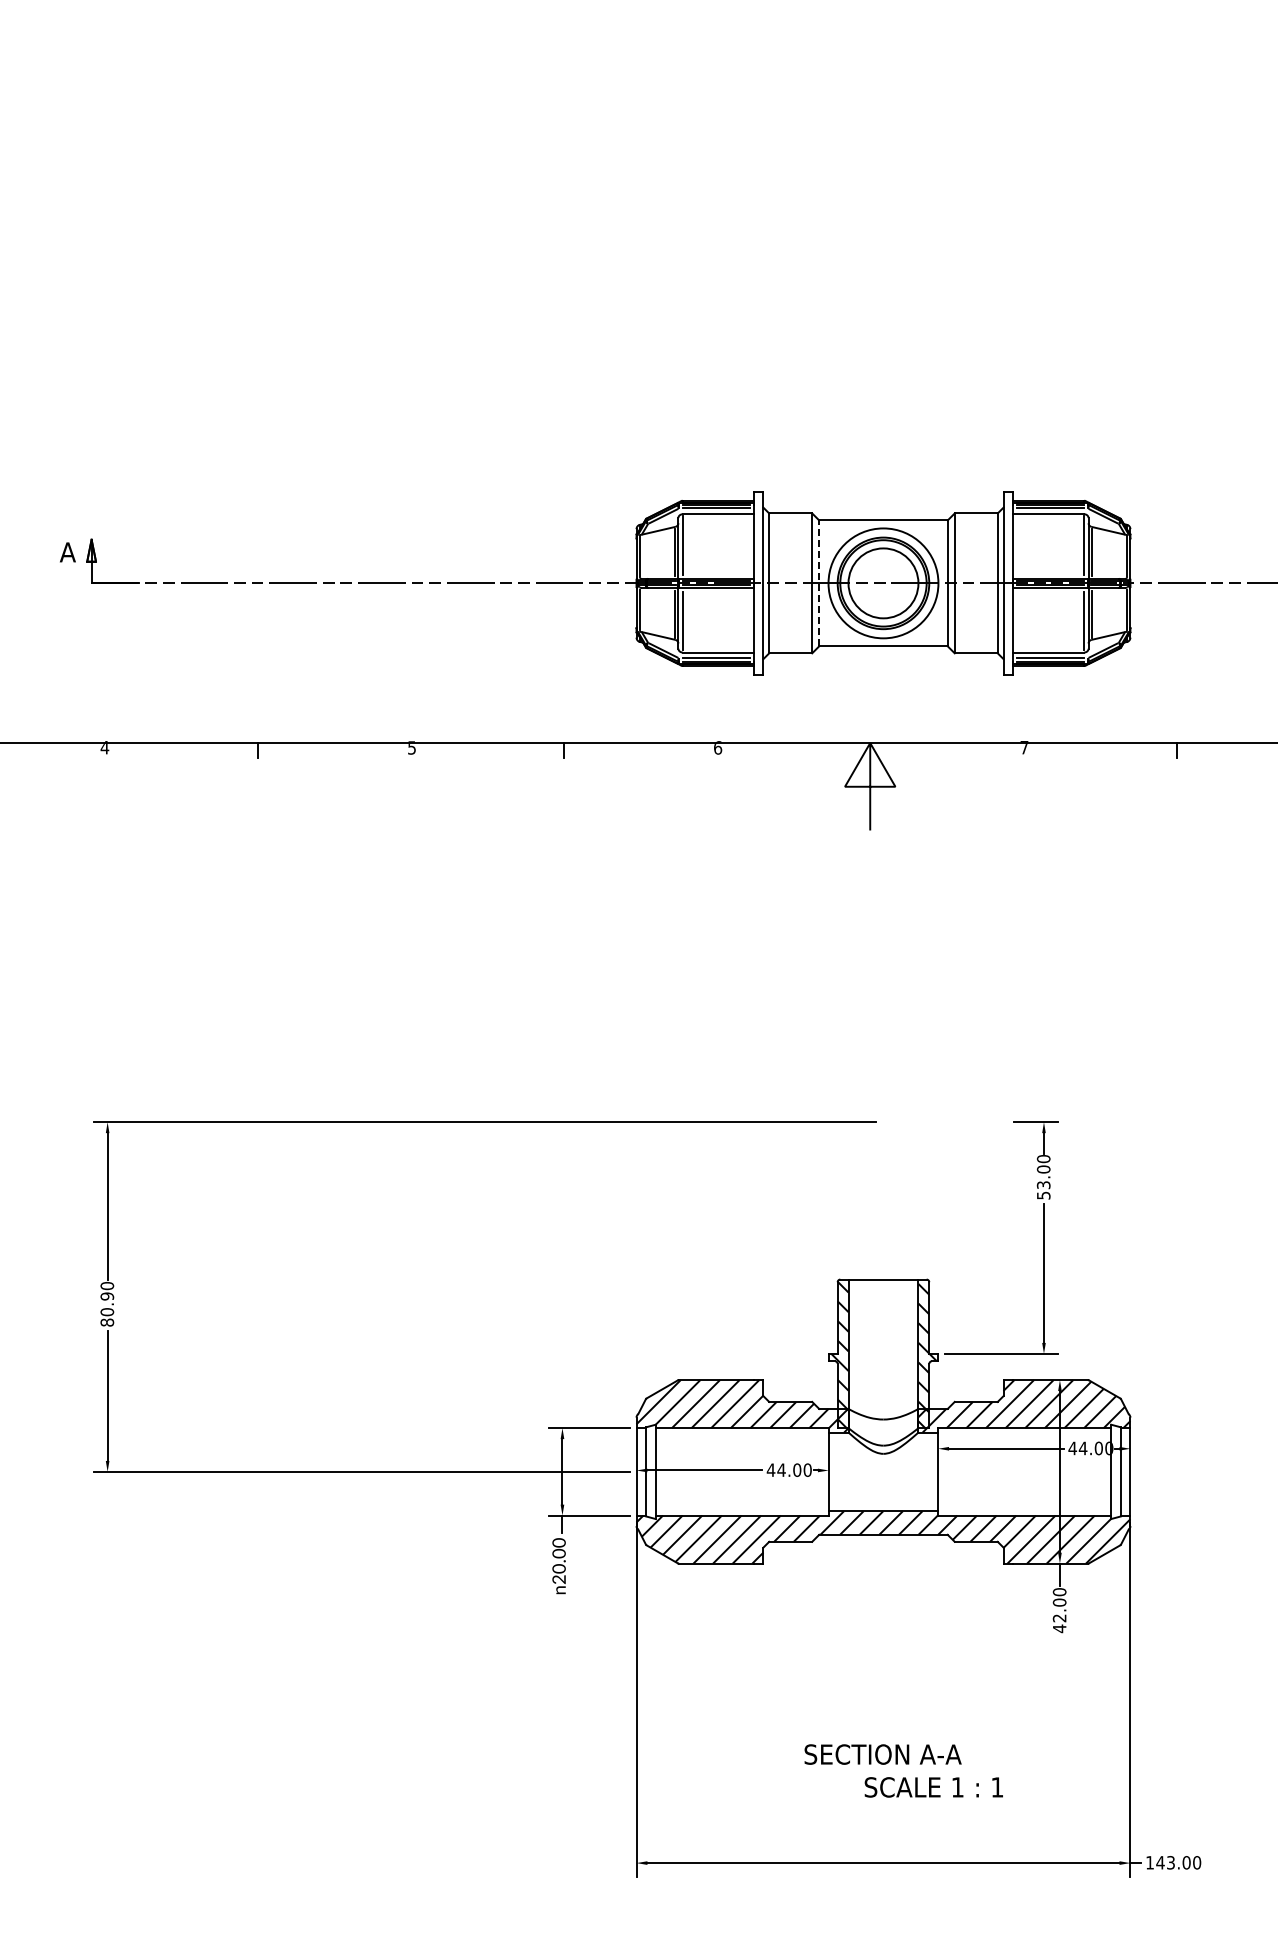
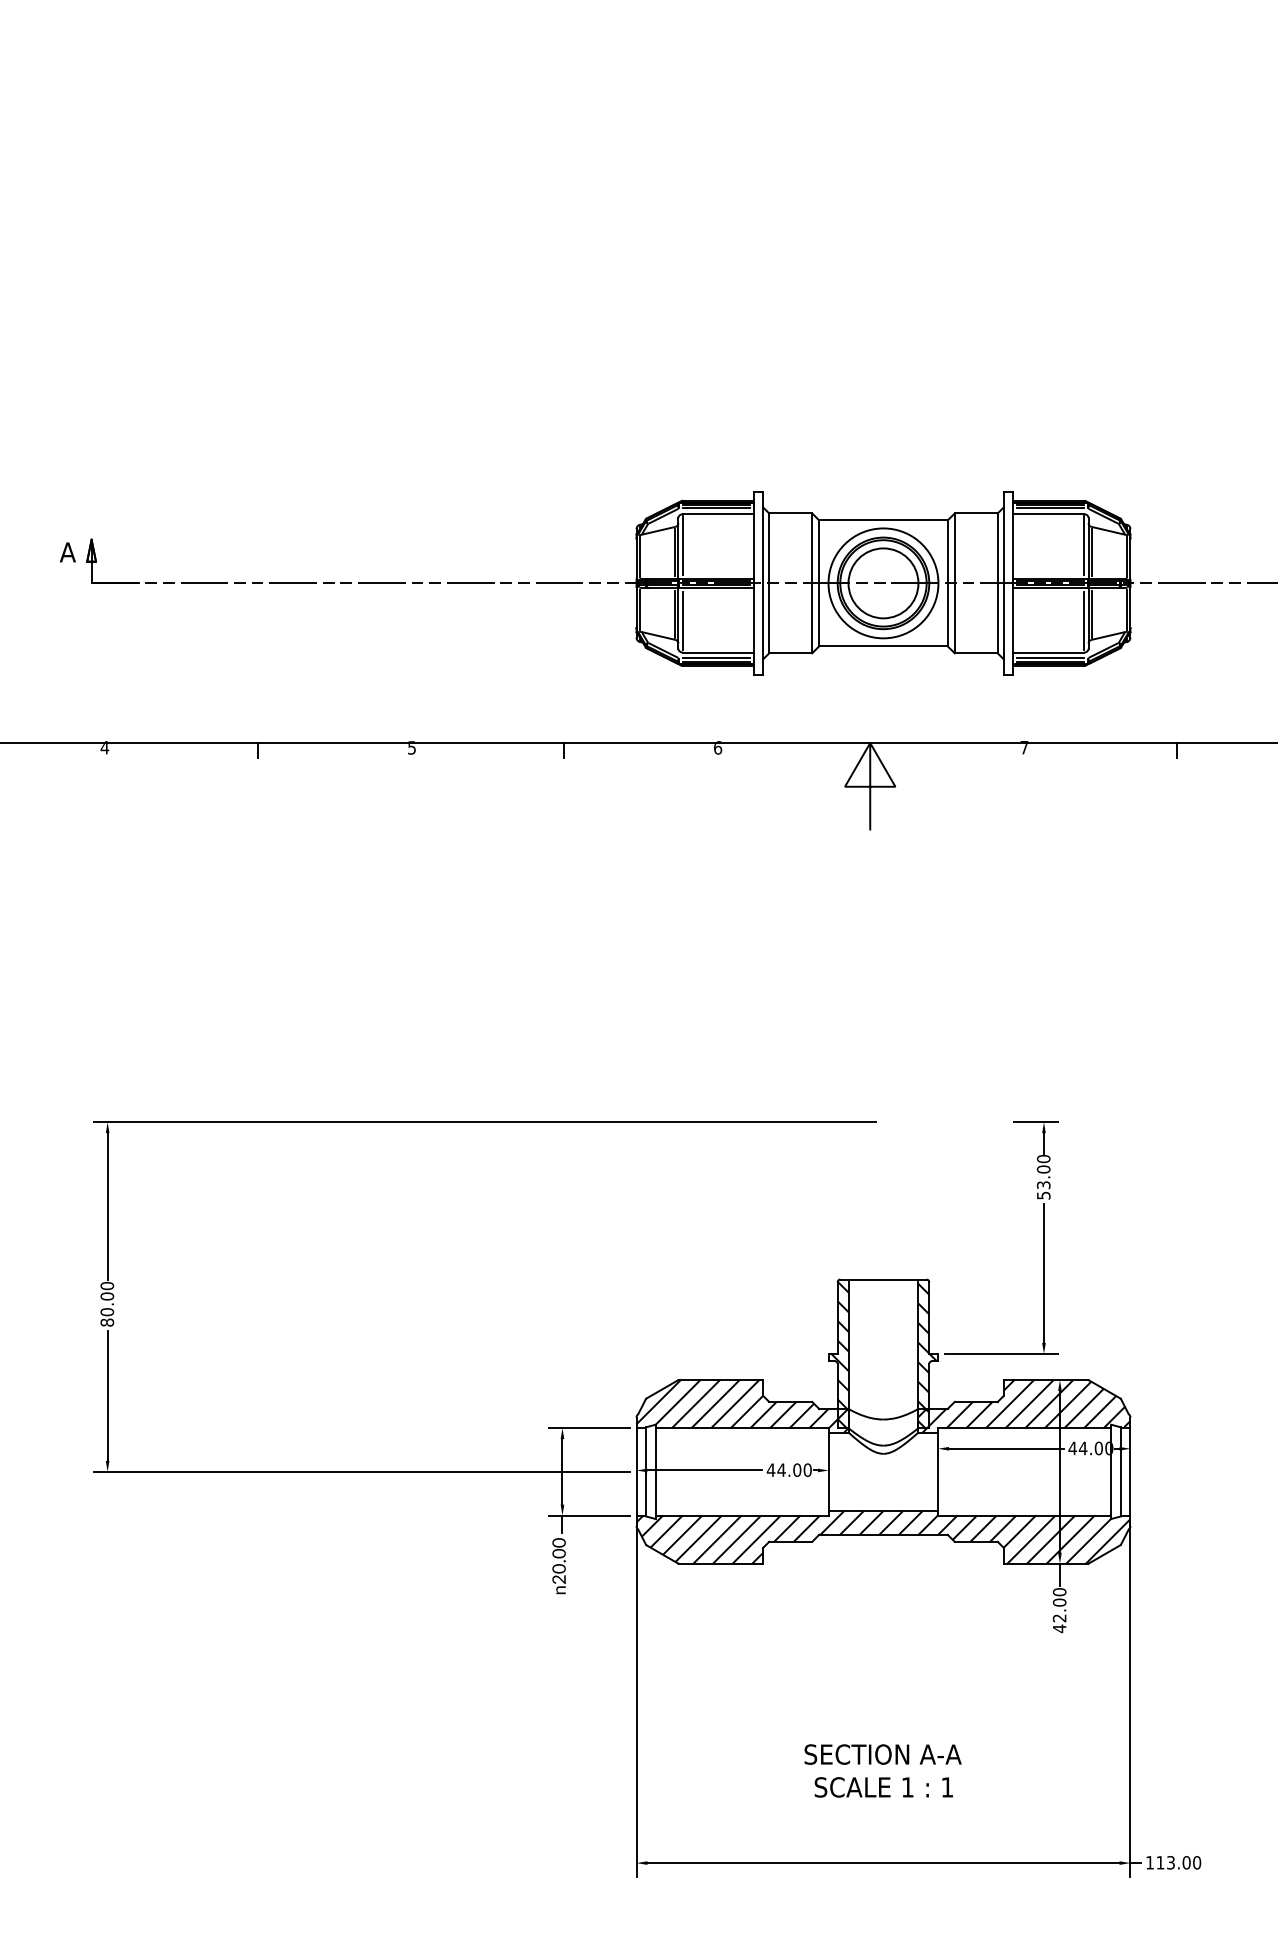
line: dashed -> solid (819, 583)
text: 80.90 -> 80.00 (107, 1296)
text position: (933, 1787) -> (883, 1787) (883, 1787)
text: 143.00 -> 113.00 (1160, 1862)
